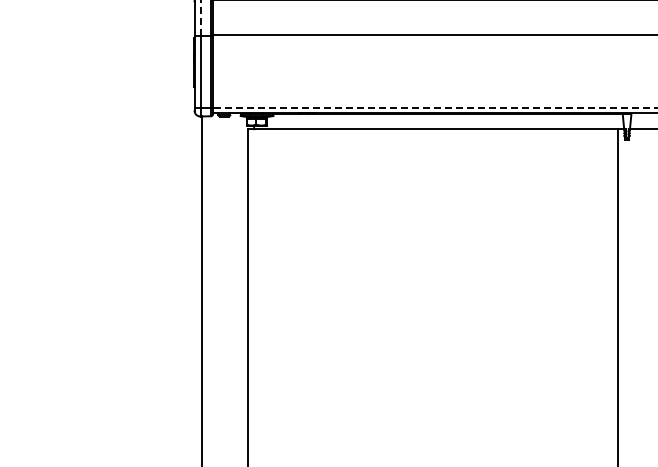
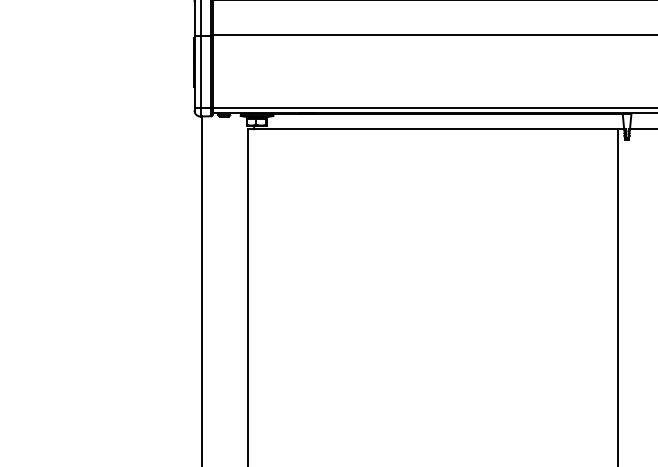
line: dashed -> solid (200, 17)
line: dashed -> solid (435, 107)
